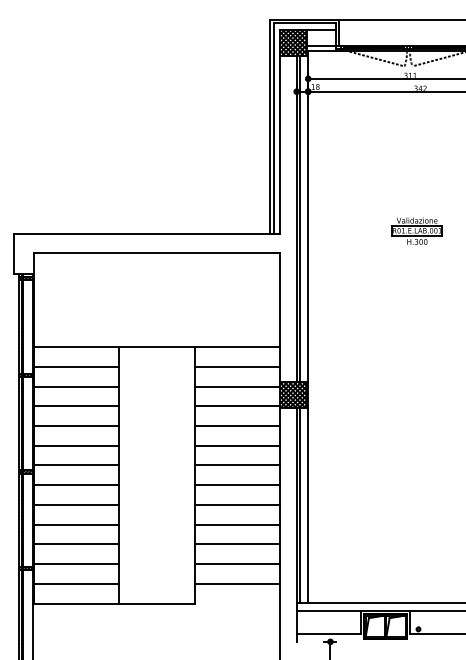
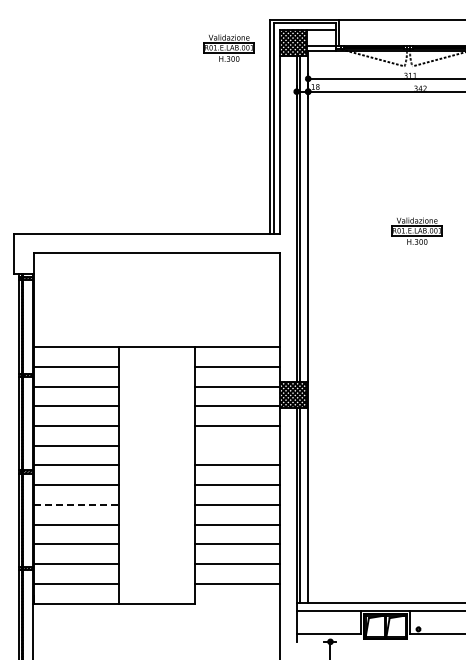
part: none -> present (228, 47)
line: present -> none (237, 445)
line: solid -> dashed (76, 504)
